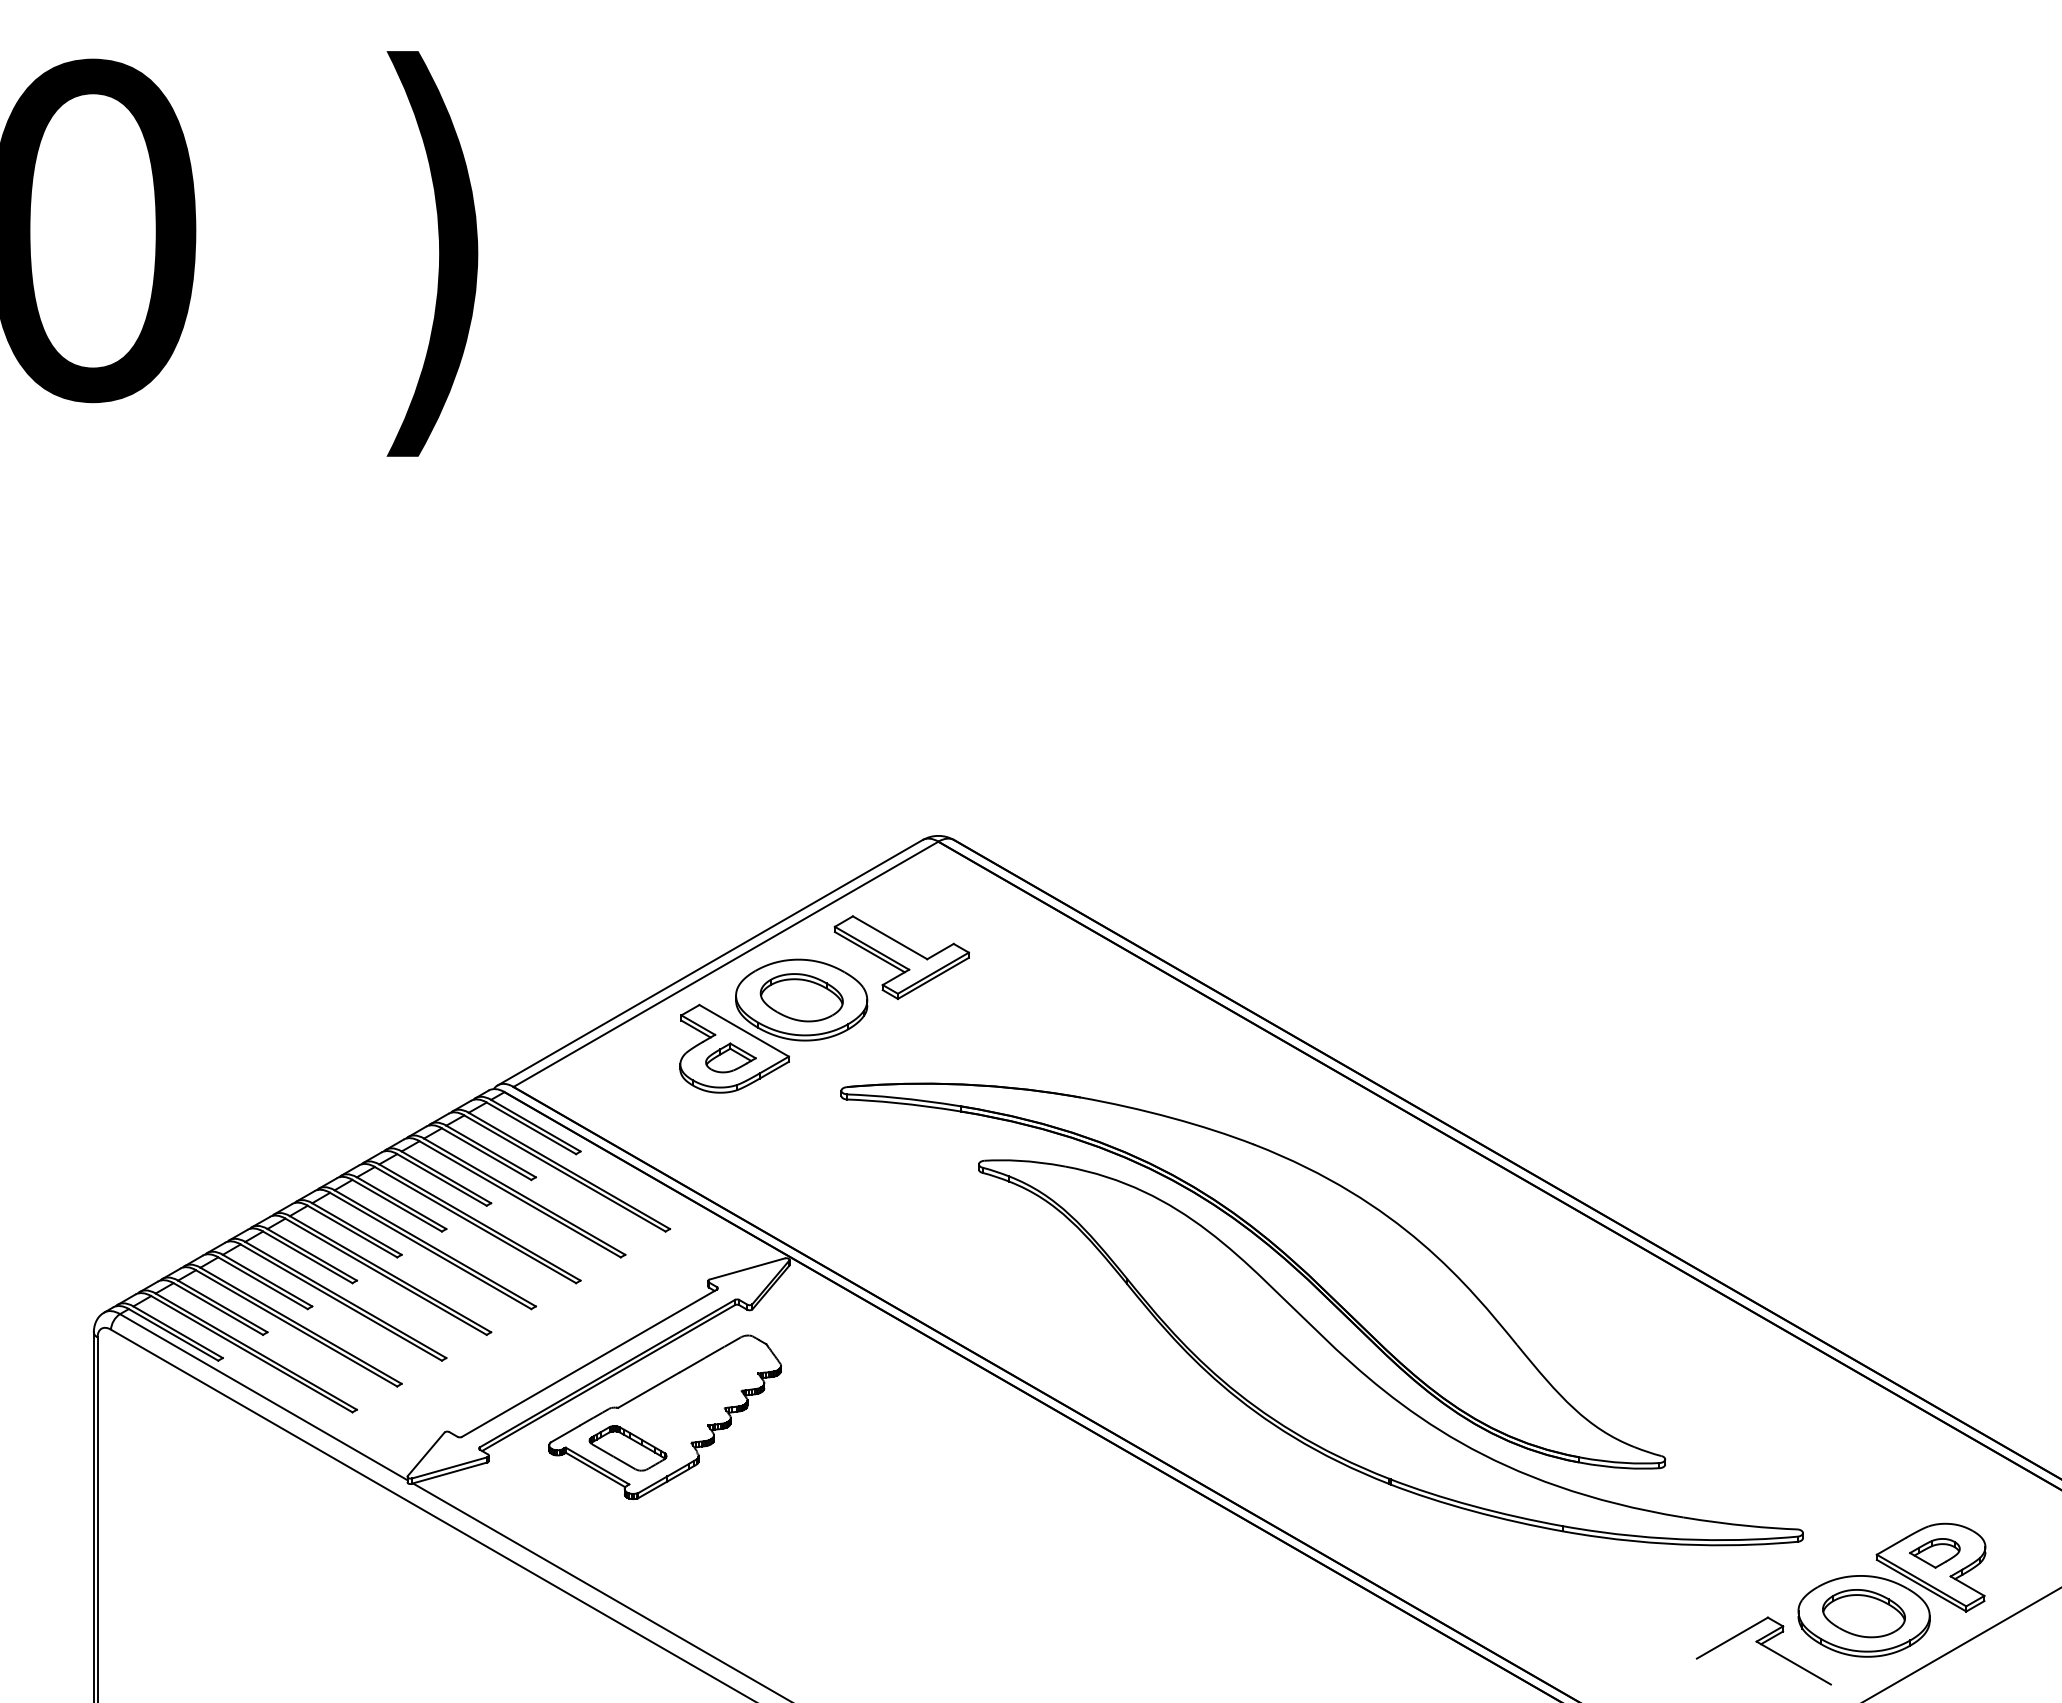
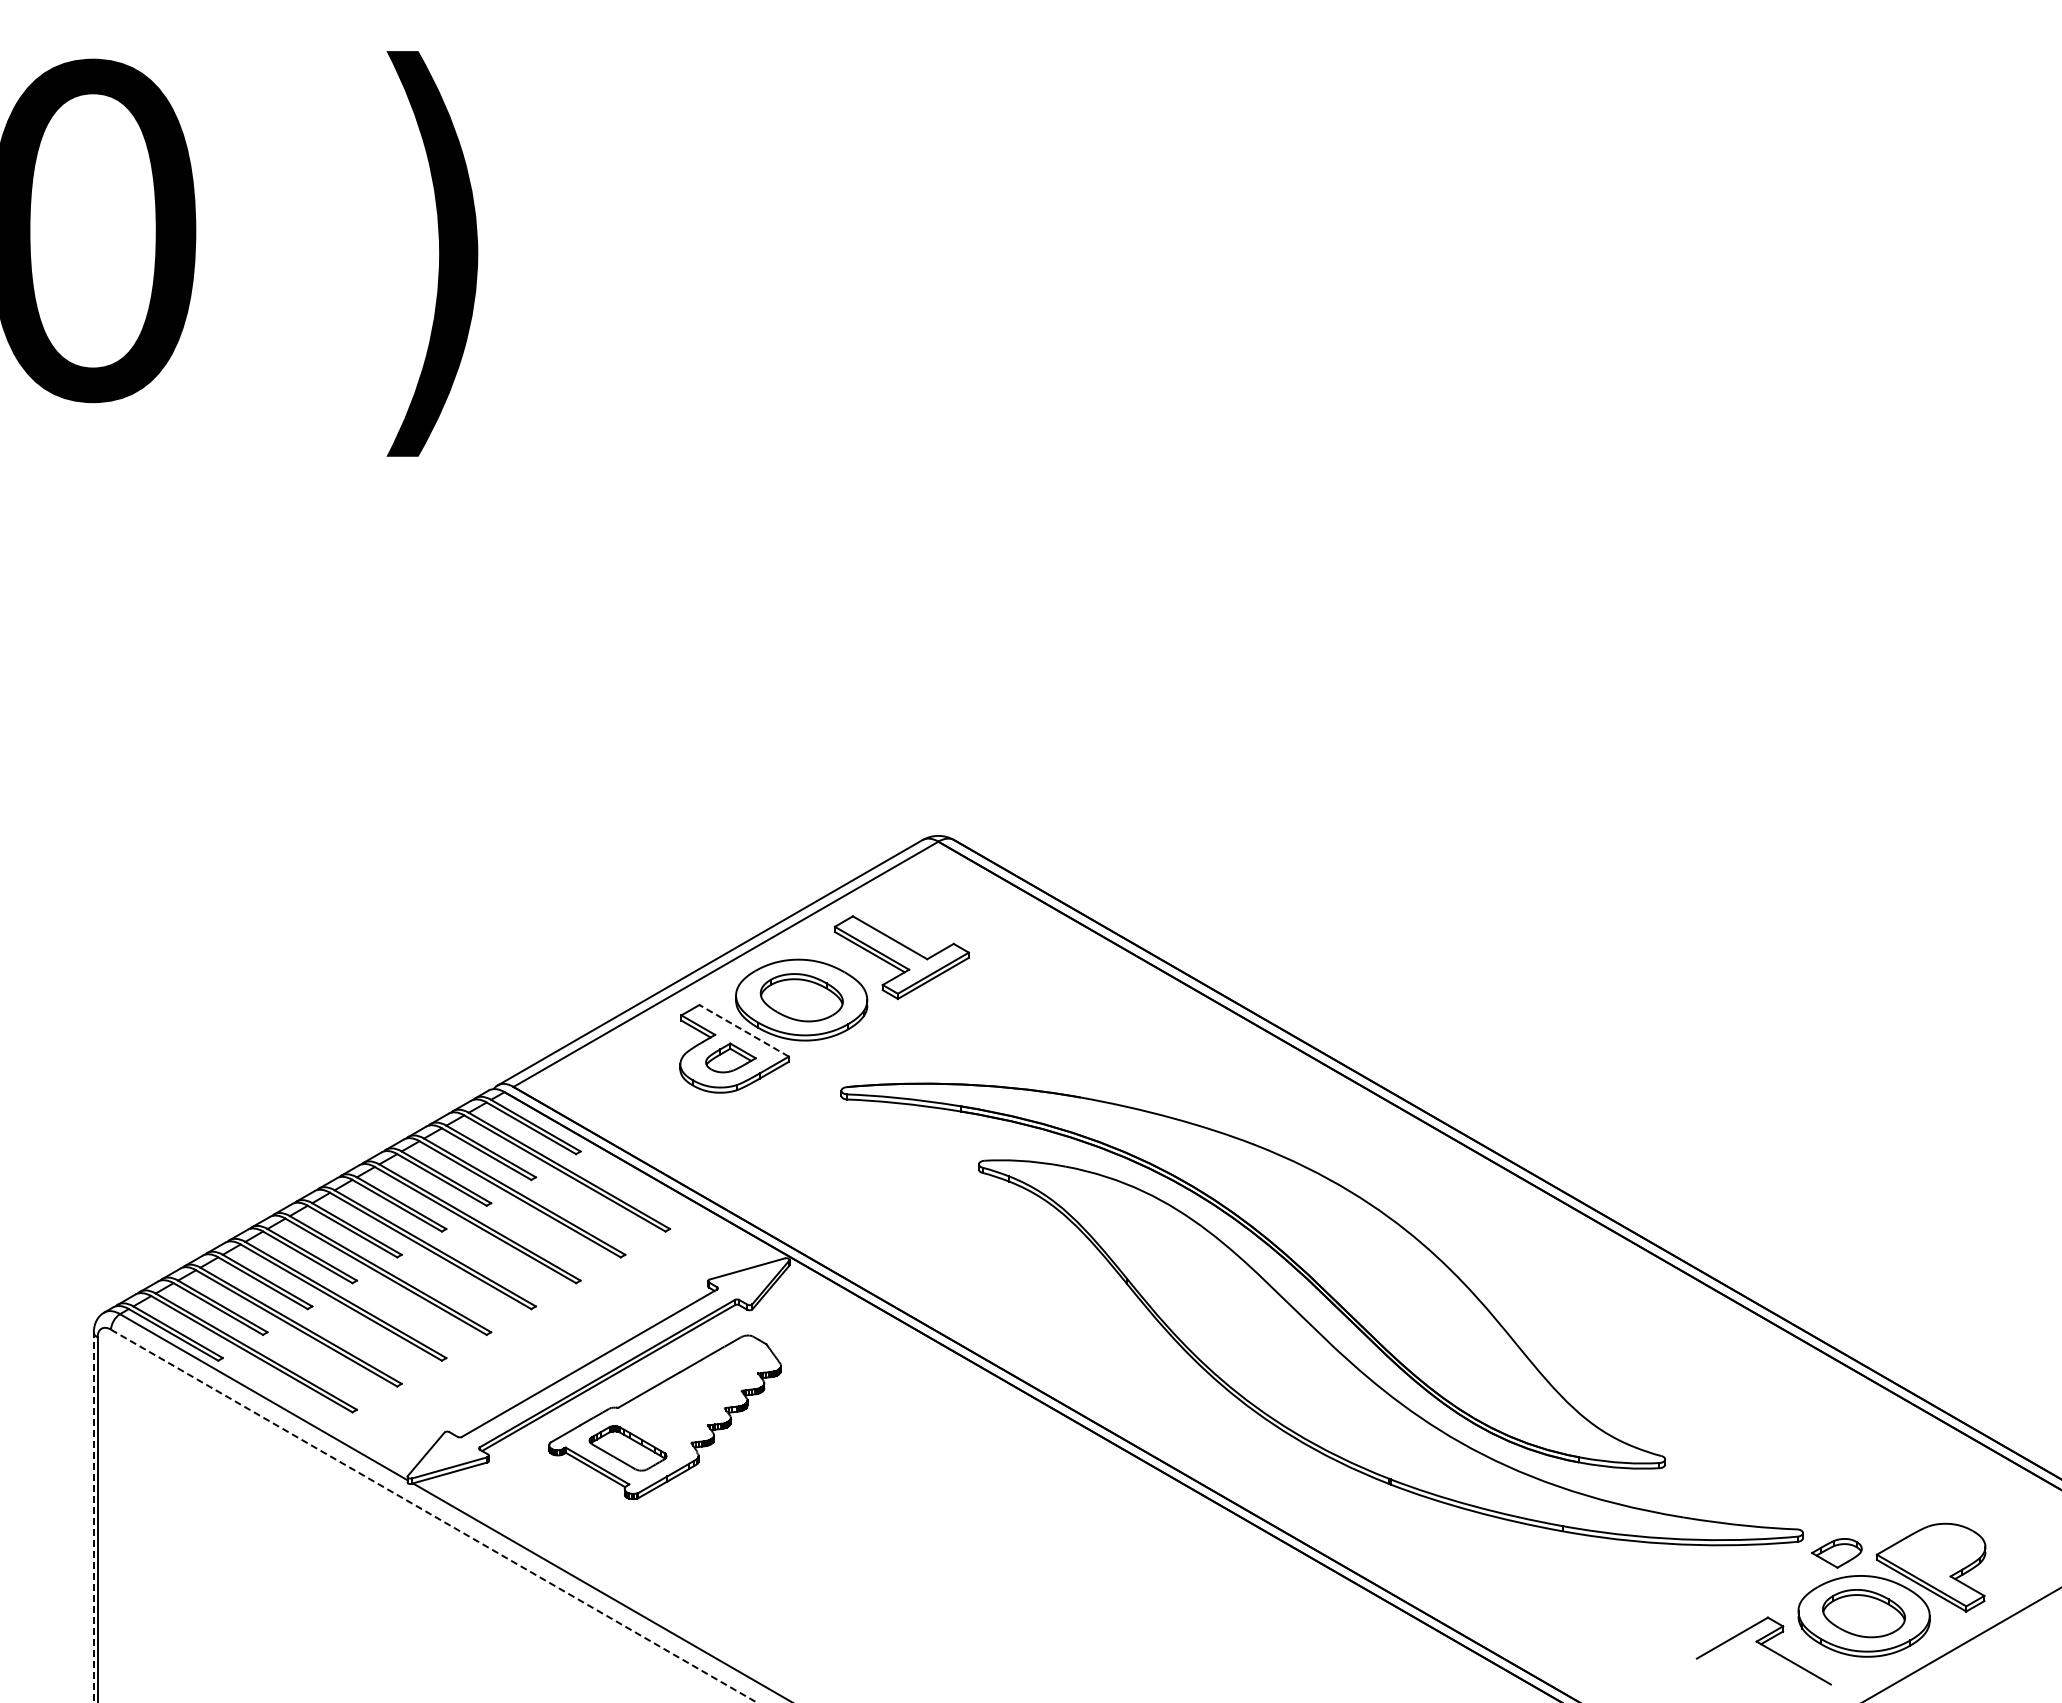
line: solid -> dashed (744, 1030)
line: solid -> dashed (433, 1516)
line: solid -> dashed (93, 1517)
part position: (1934, 1553) -> (1836, 1553) (1836, 1553)
